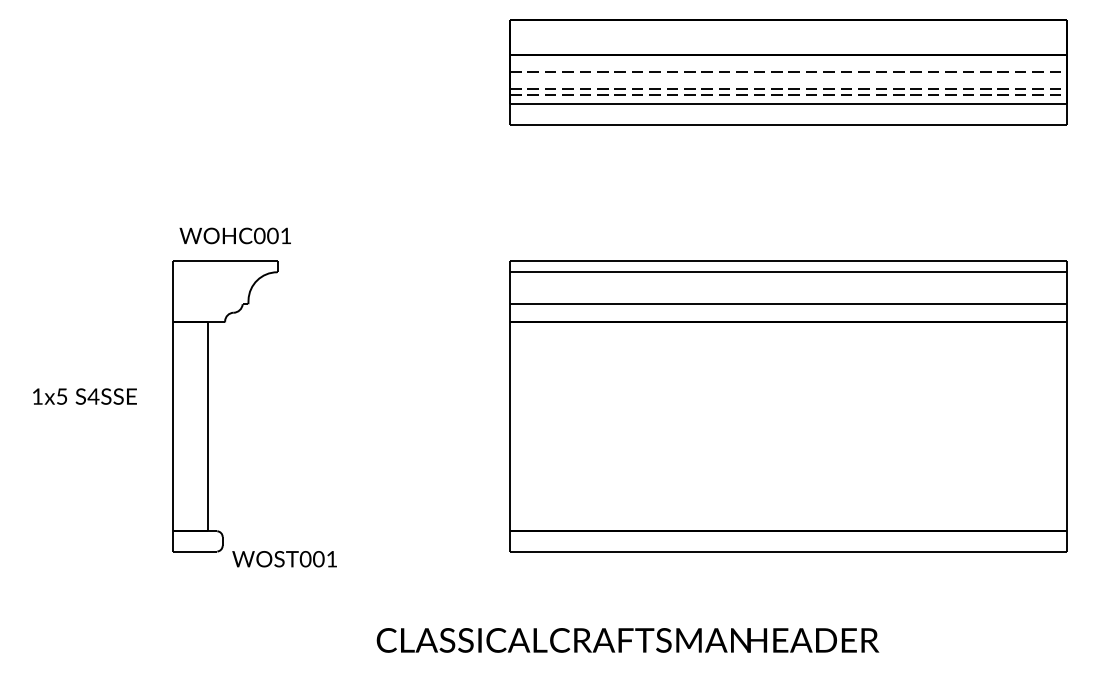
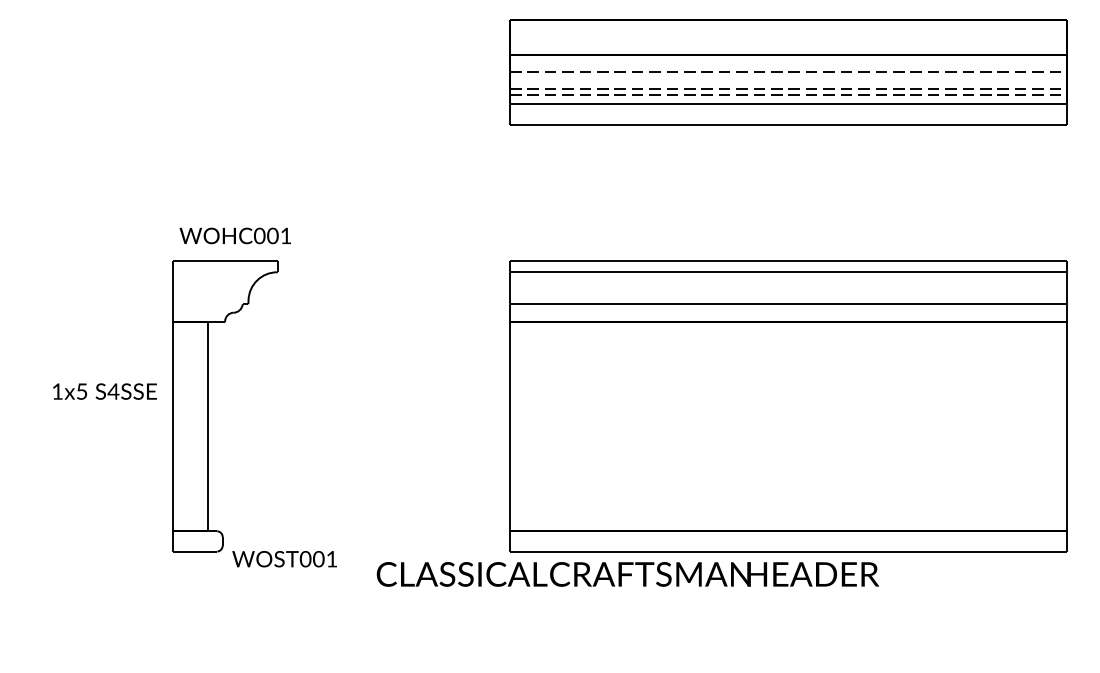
text position: (84, 396) -> (104, 391) (104, 391)
text position: (627, 640) -> (627, 574) (627, 574)
